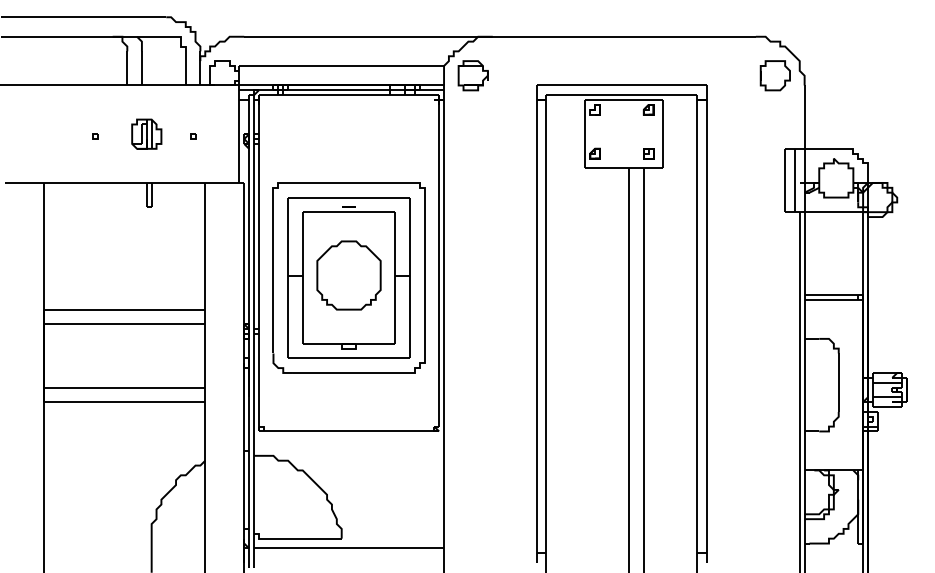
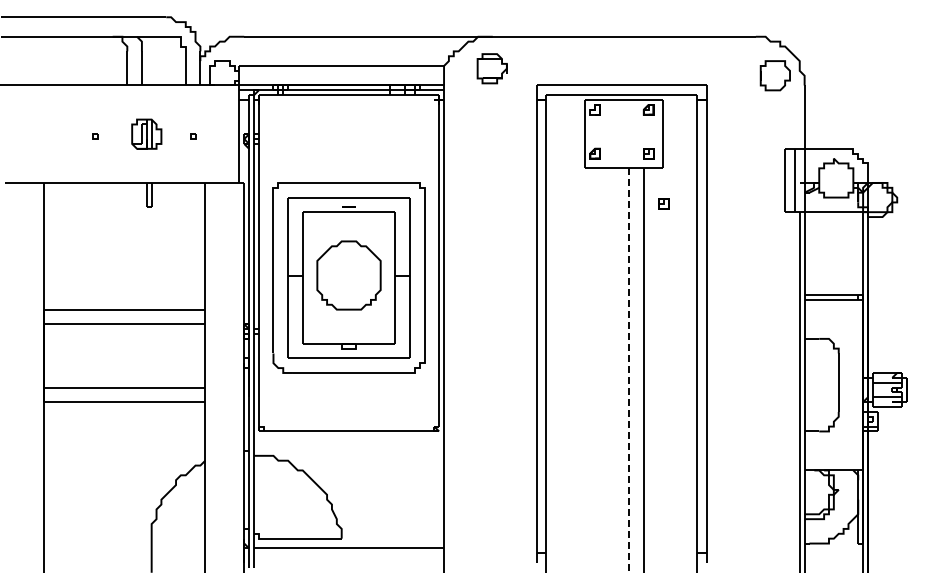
part position: (472, 75) -> (491, 68) (491, 68)
part: none -> present (663, 203)
line: solid -> dashed (629, 370)
